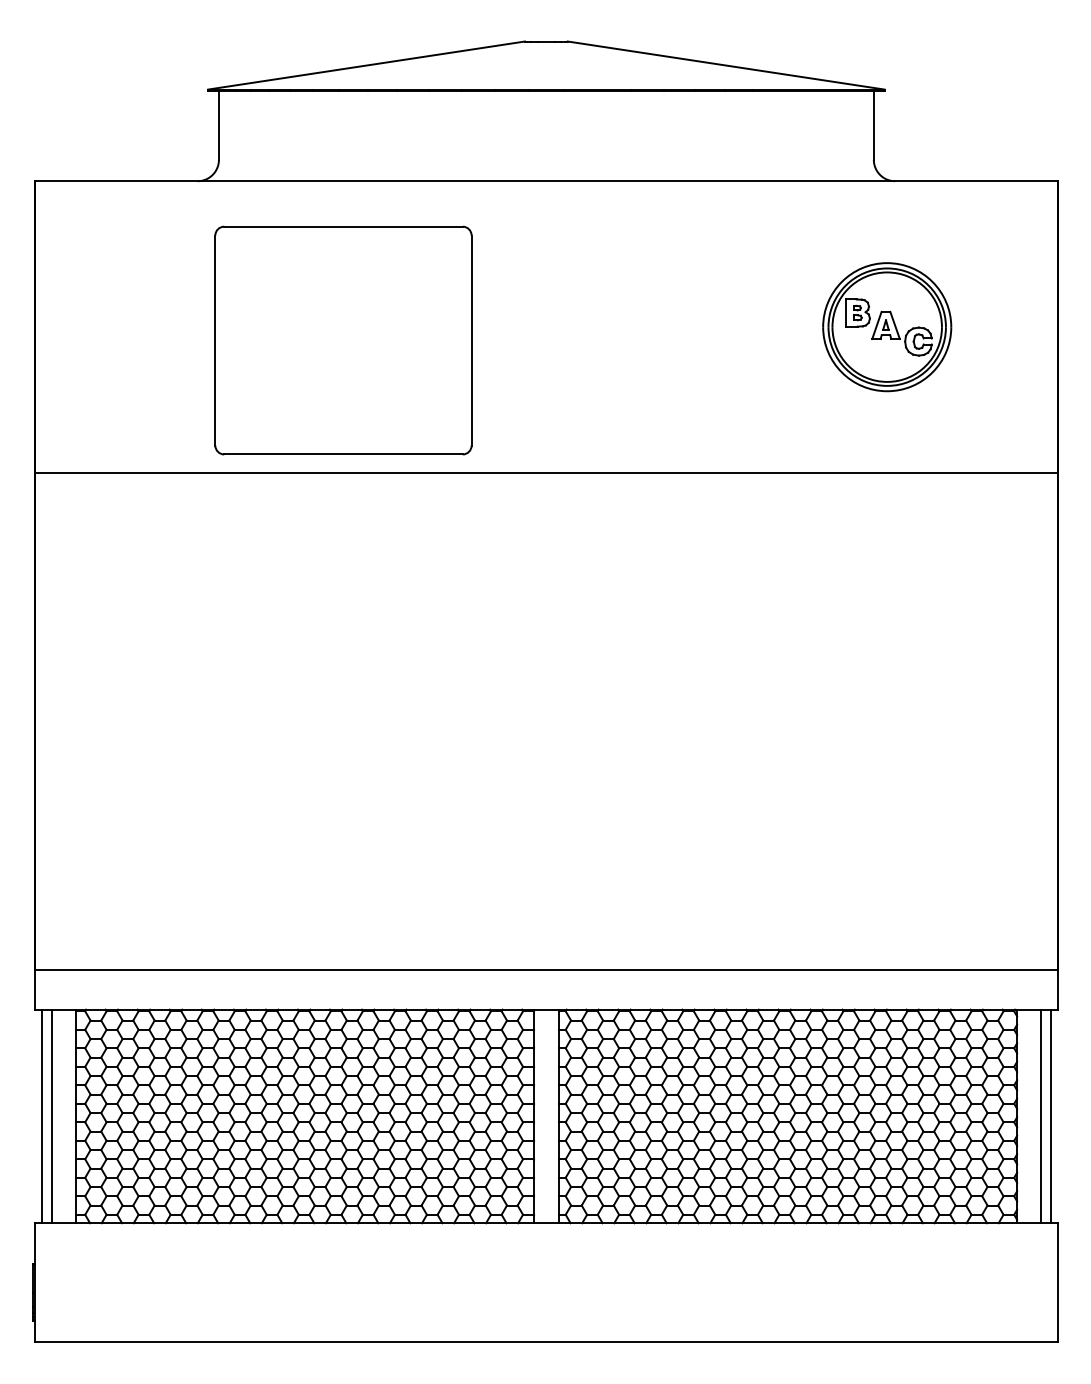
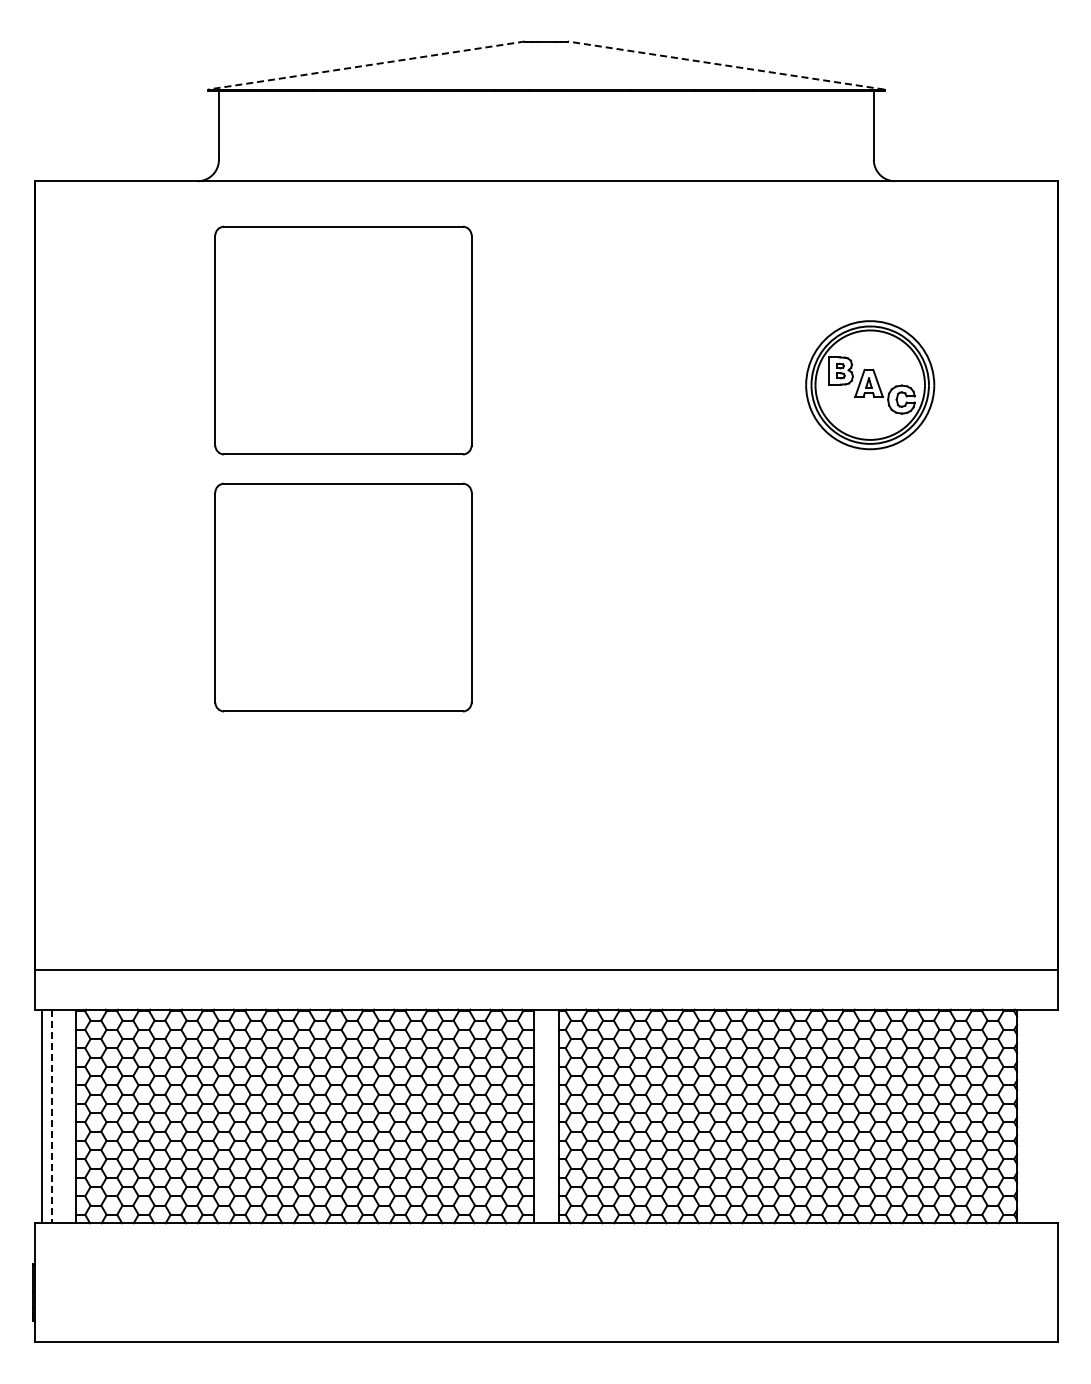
line: solid -> dashed (366, 65)
line: solid -> dashed (725, 65)
part position: (887, 327) -> (870, 385) (870, 385)
line: present -> none (546, 473)
part: none -> present (343, 597)
line: solid -> dashed (51, 1116)
line: present -> none (1041, 1116)
line: present -> none (1050, 1116)
